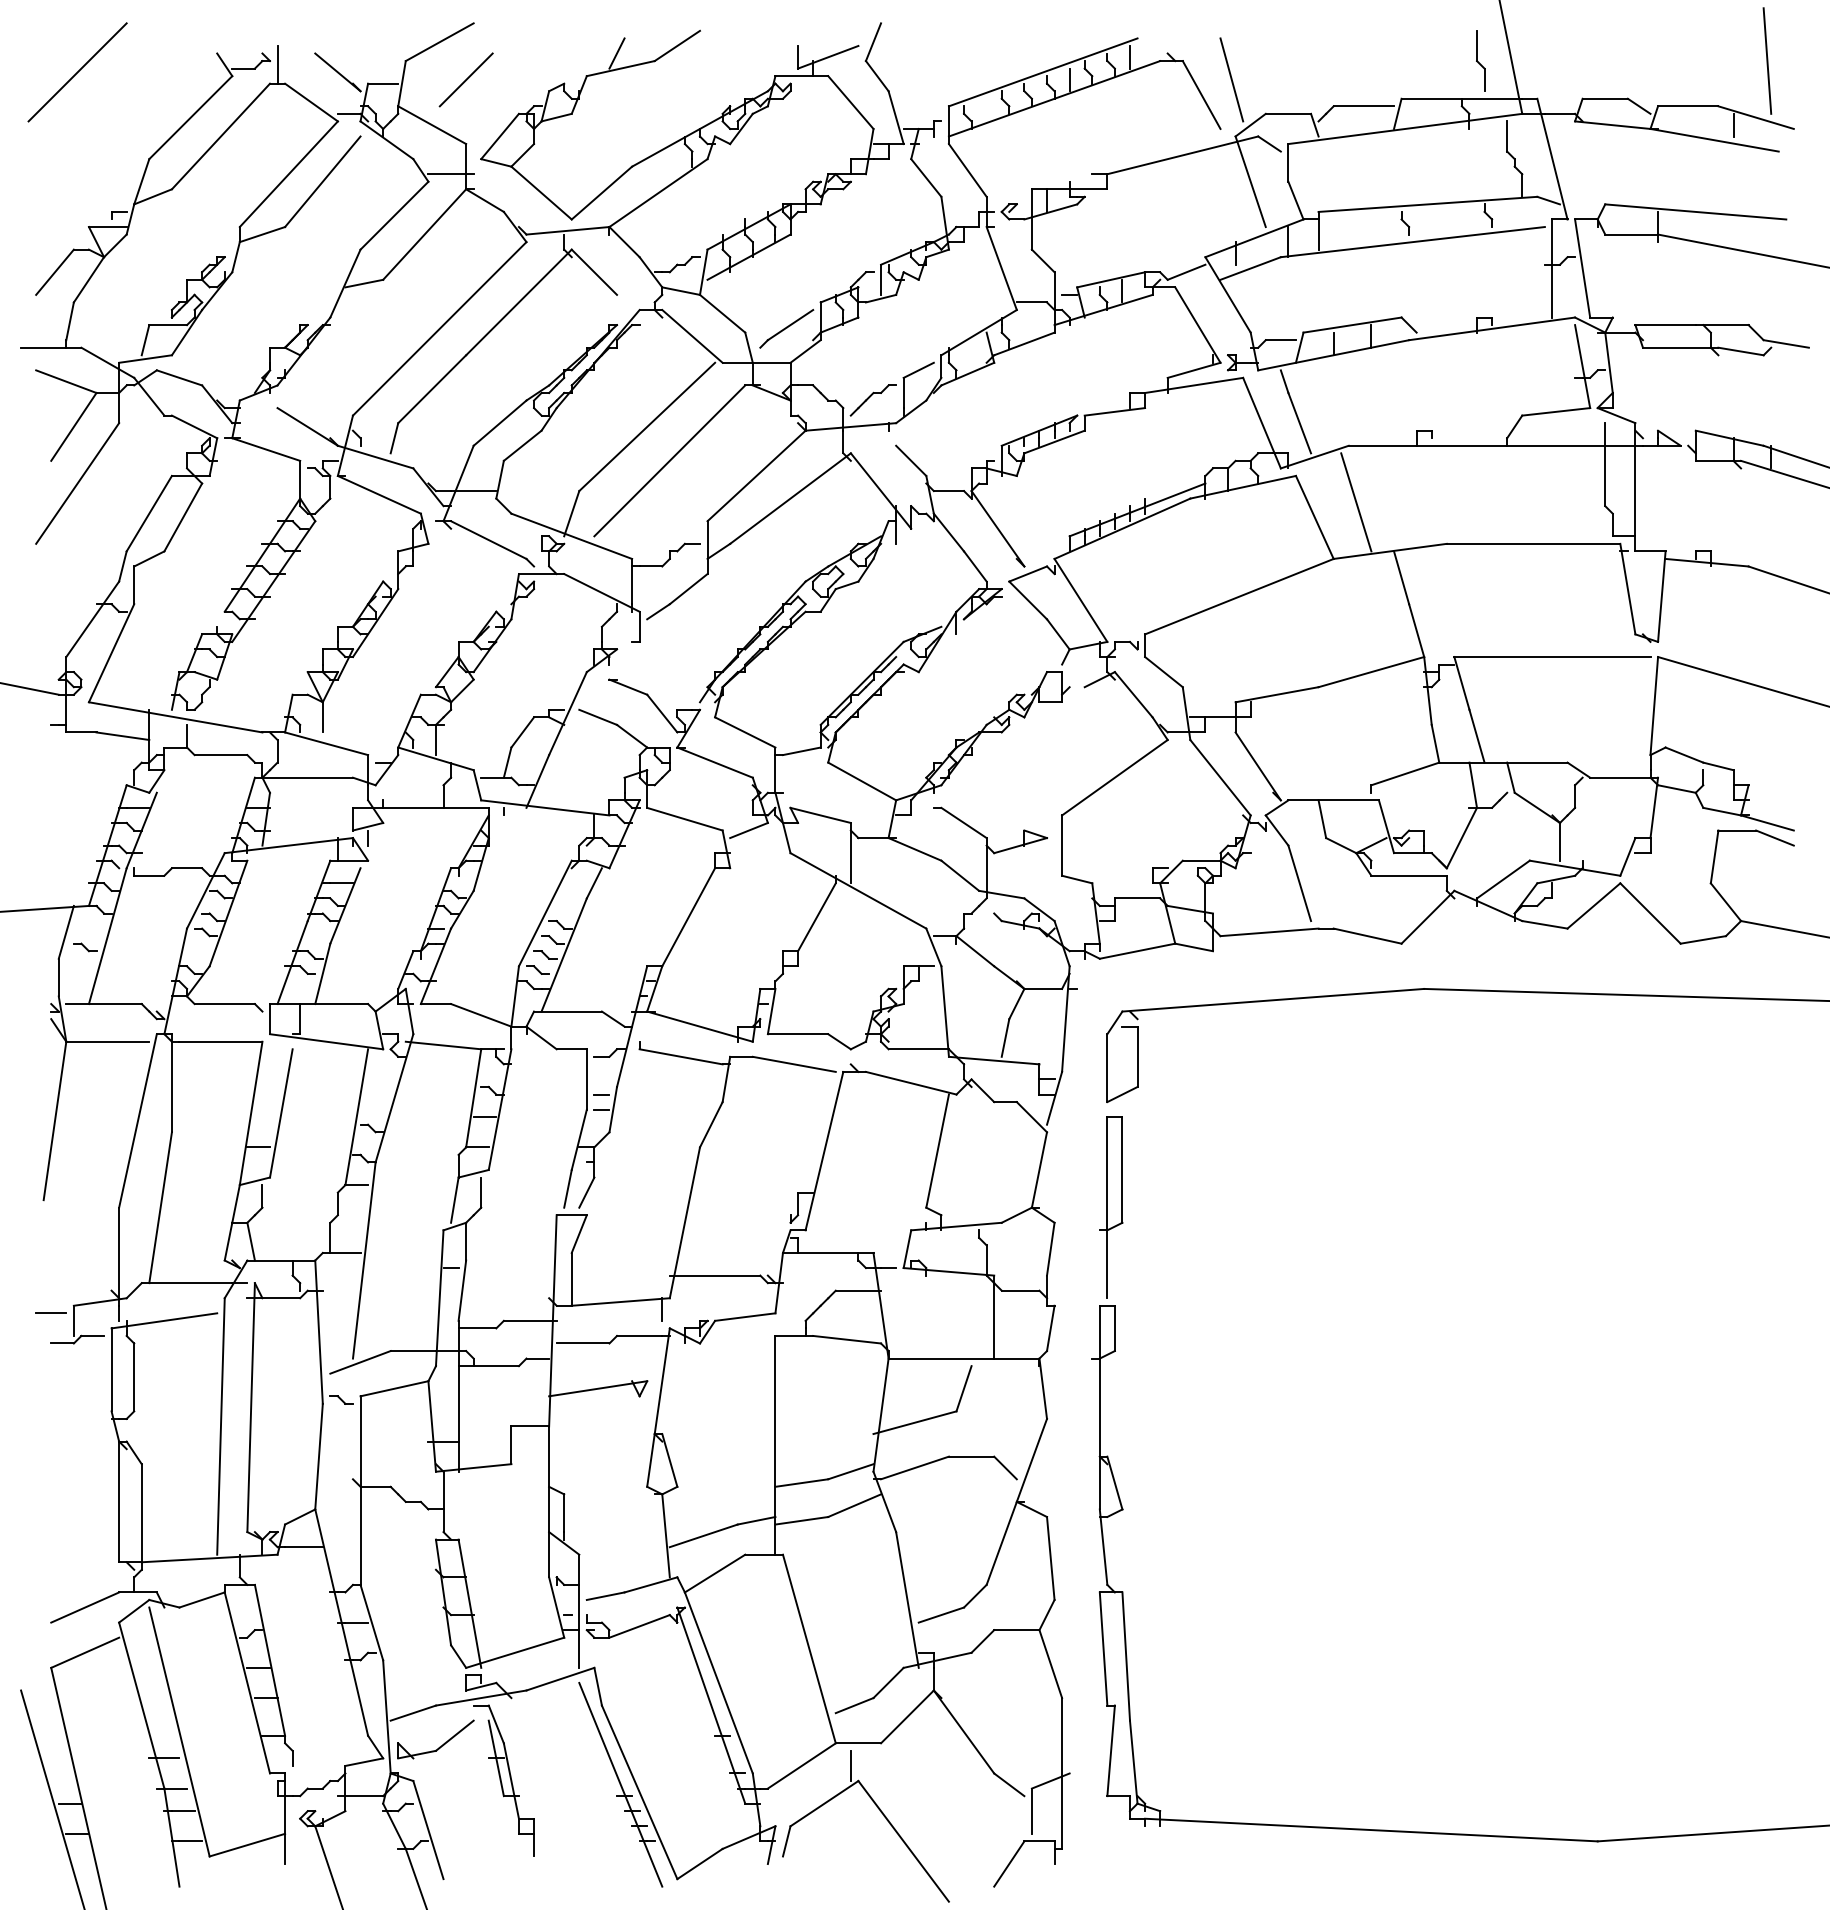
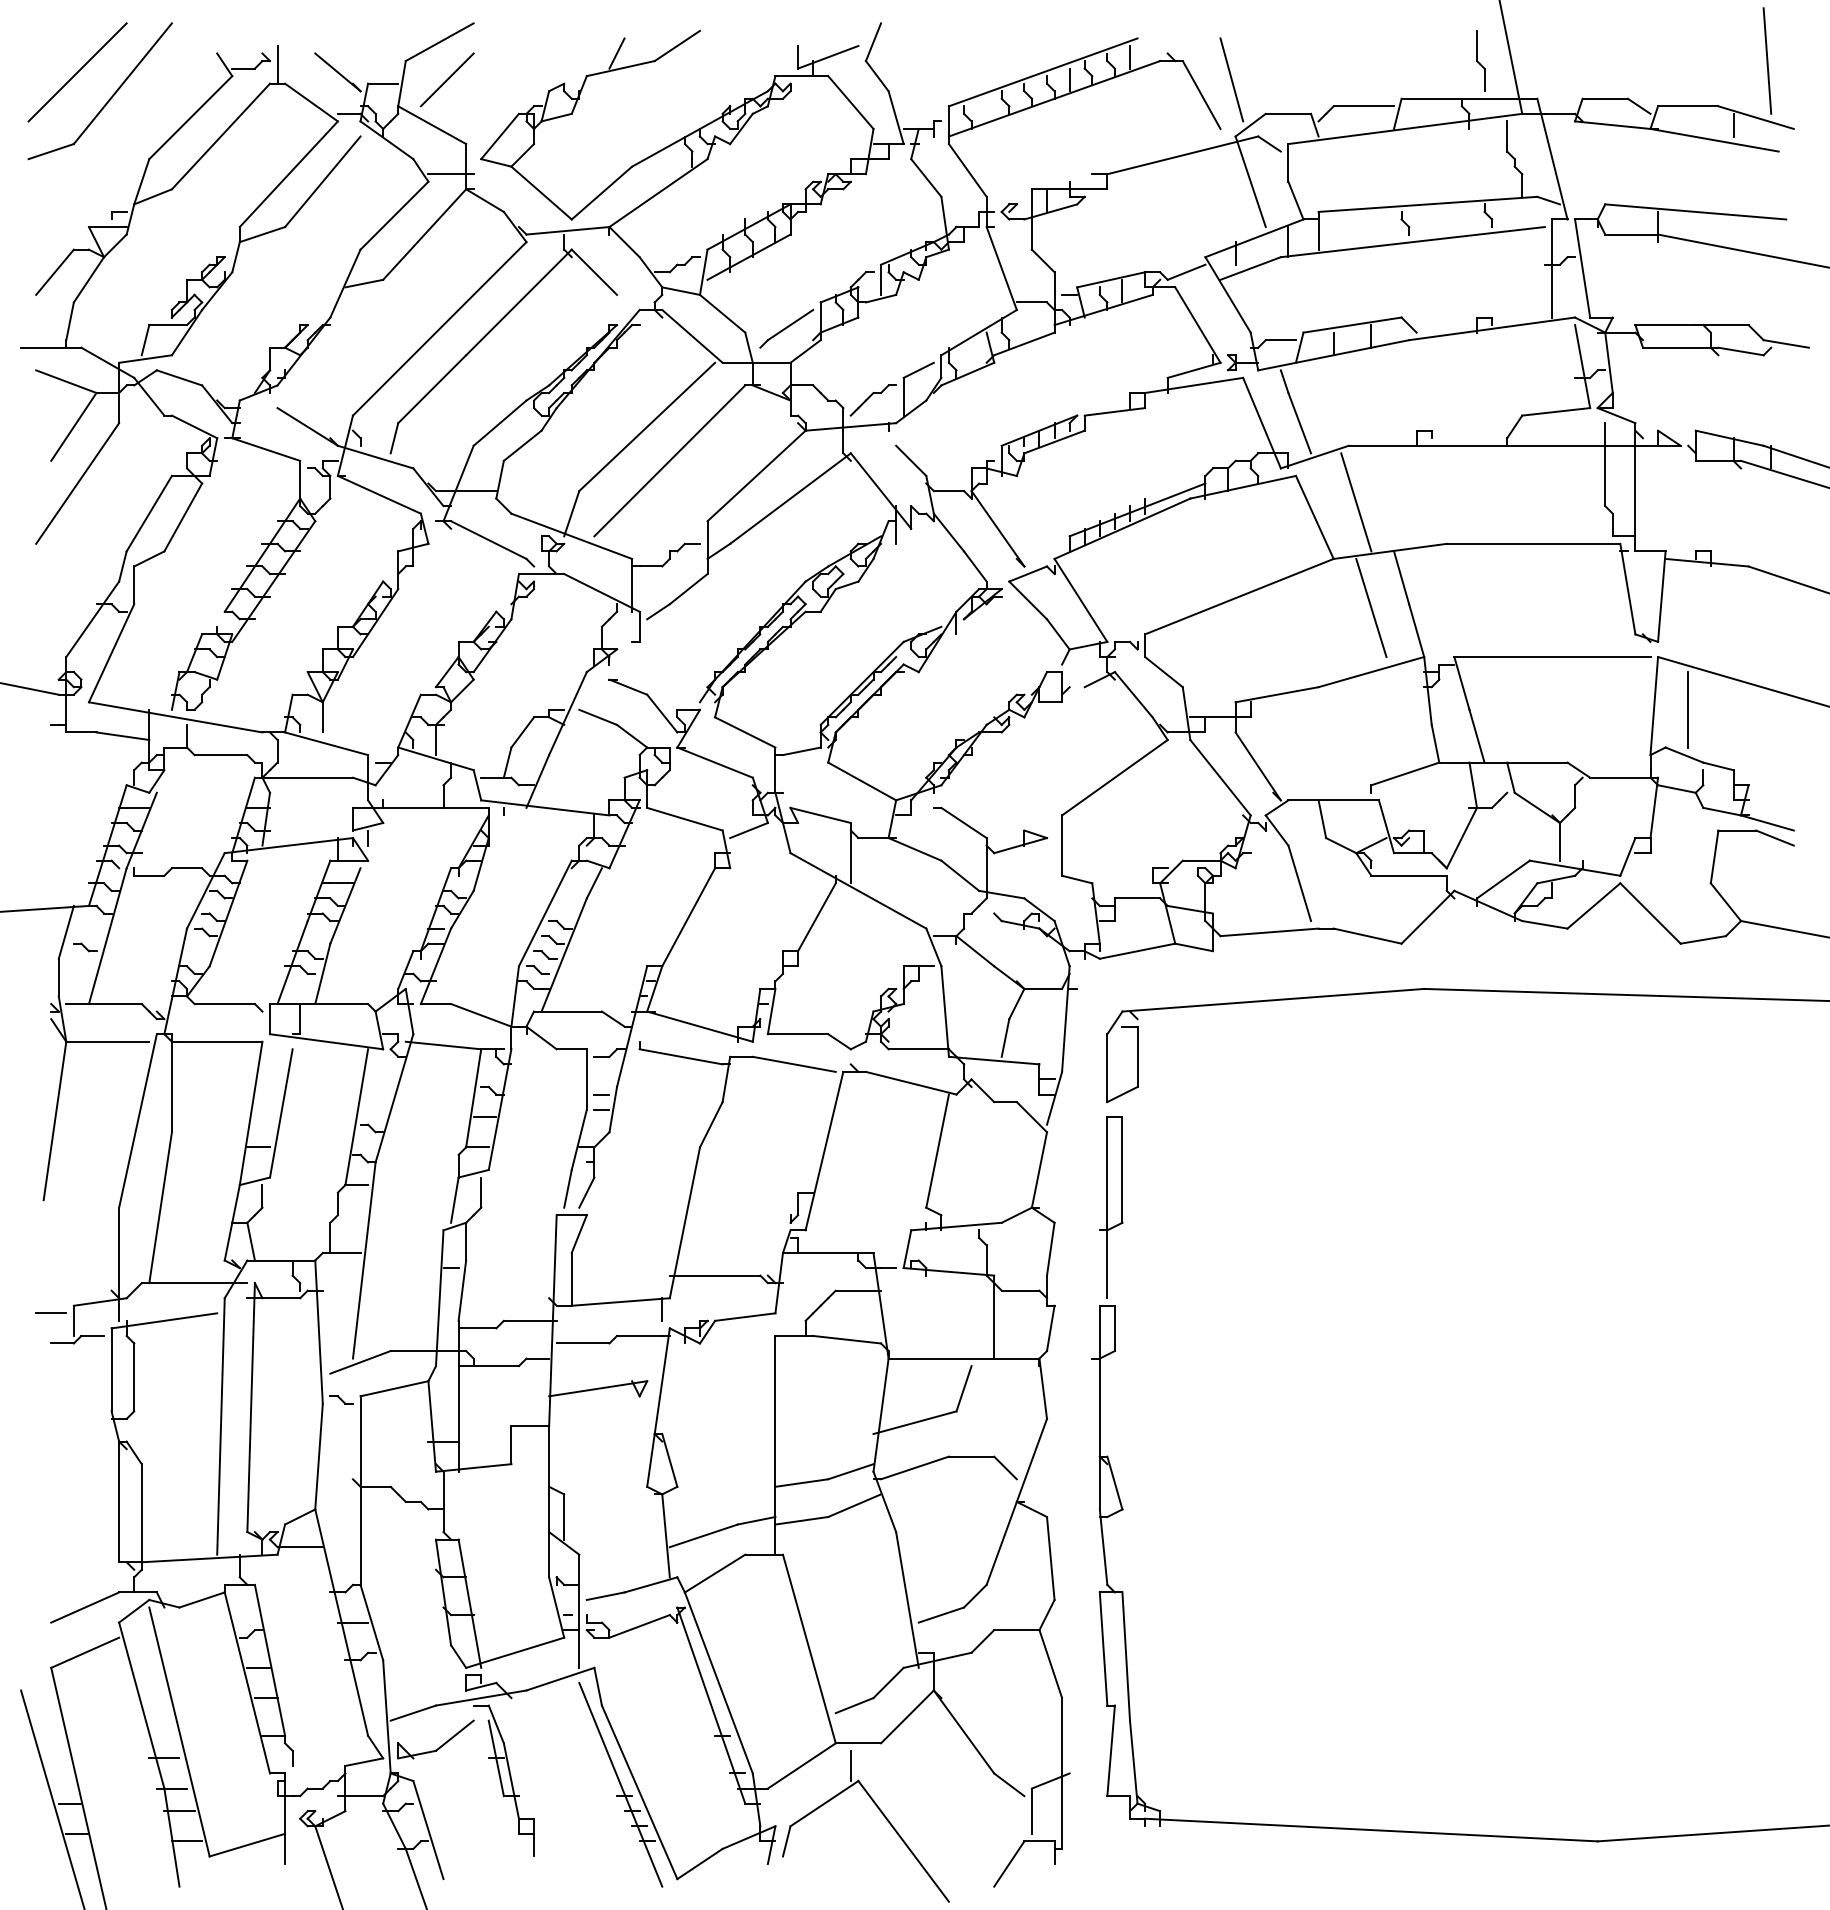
line position: (465, 79) -> (446, 79) (446, 79)
part: none -> present (108, 99)
line: none -> present (1371, 607)
line: none -> present (1688, 709)
